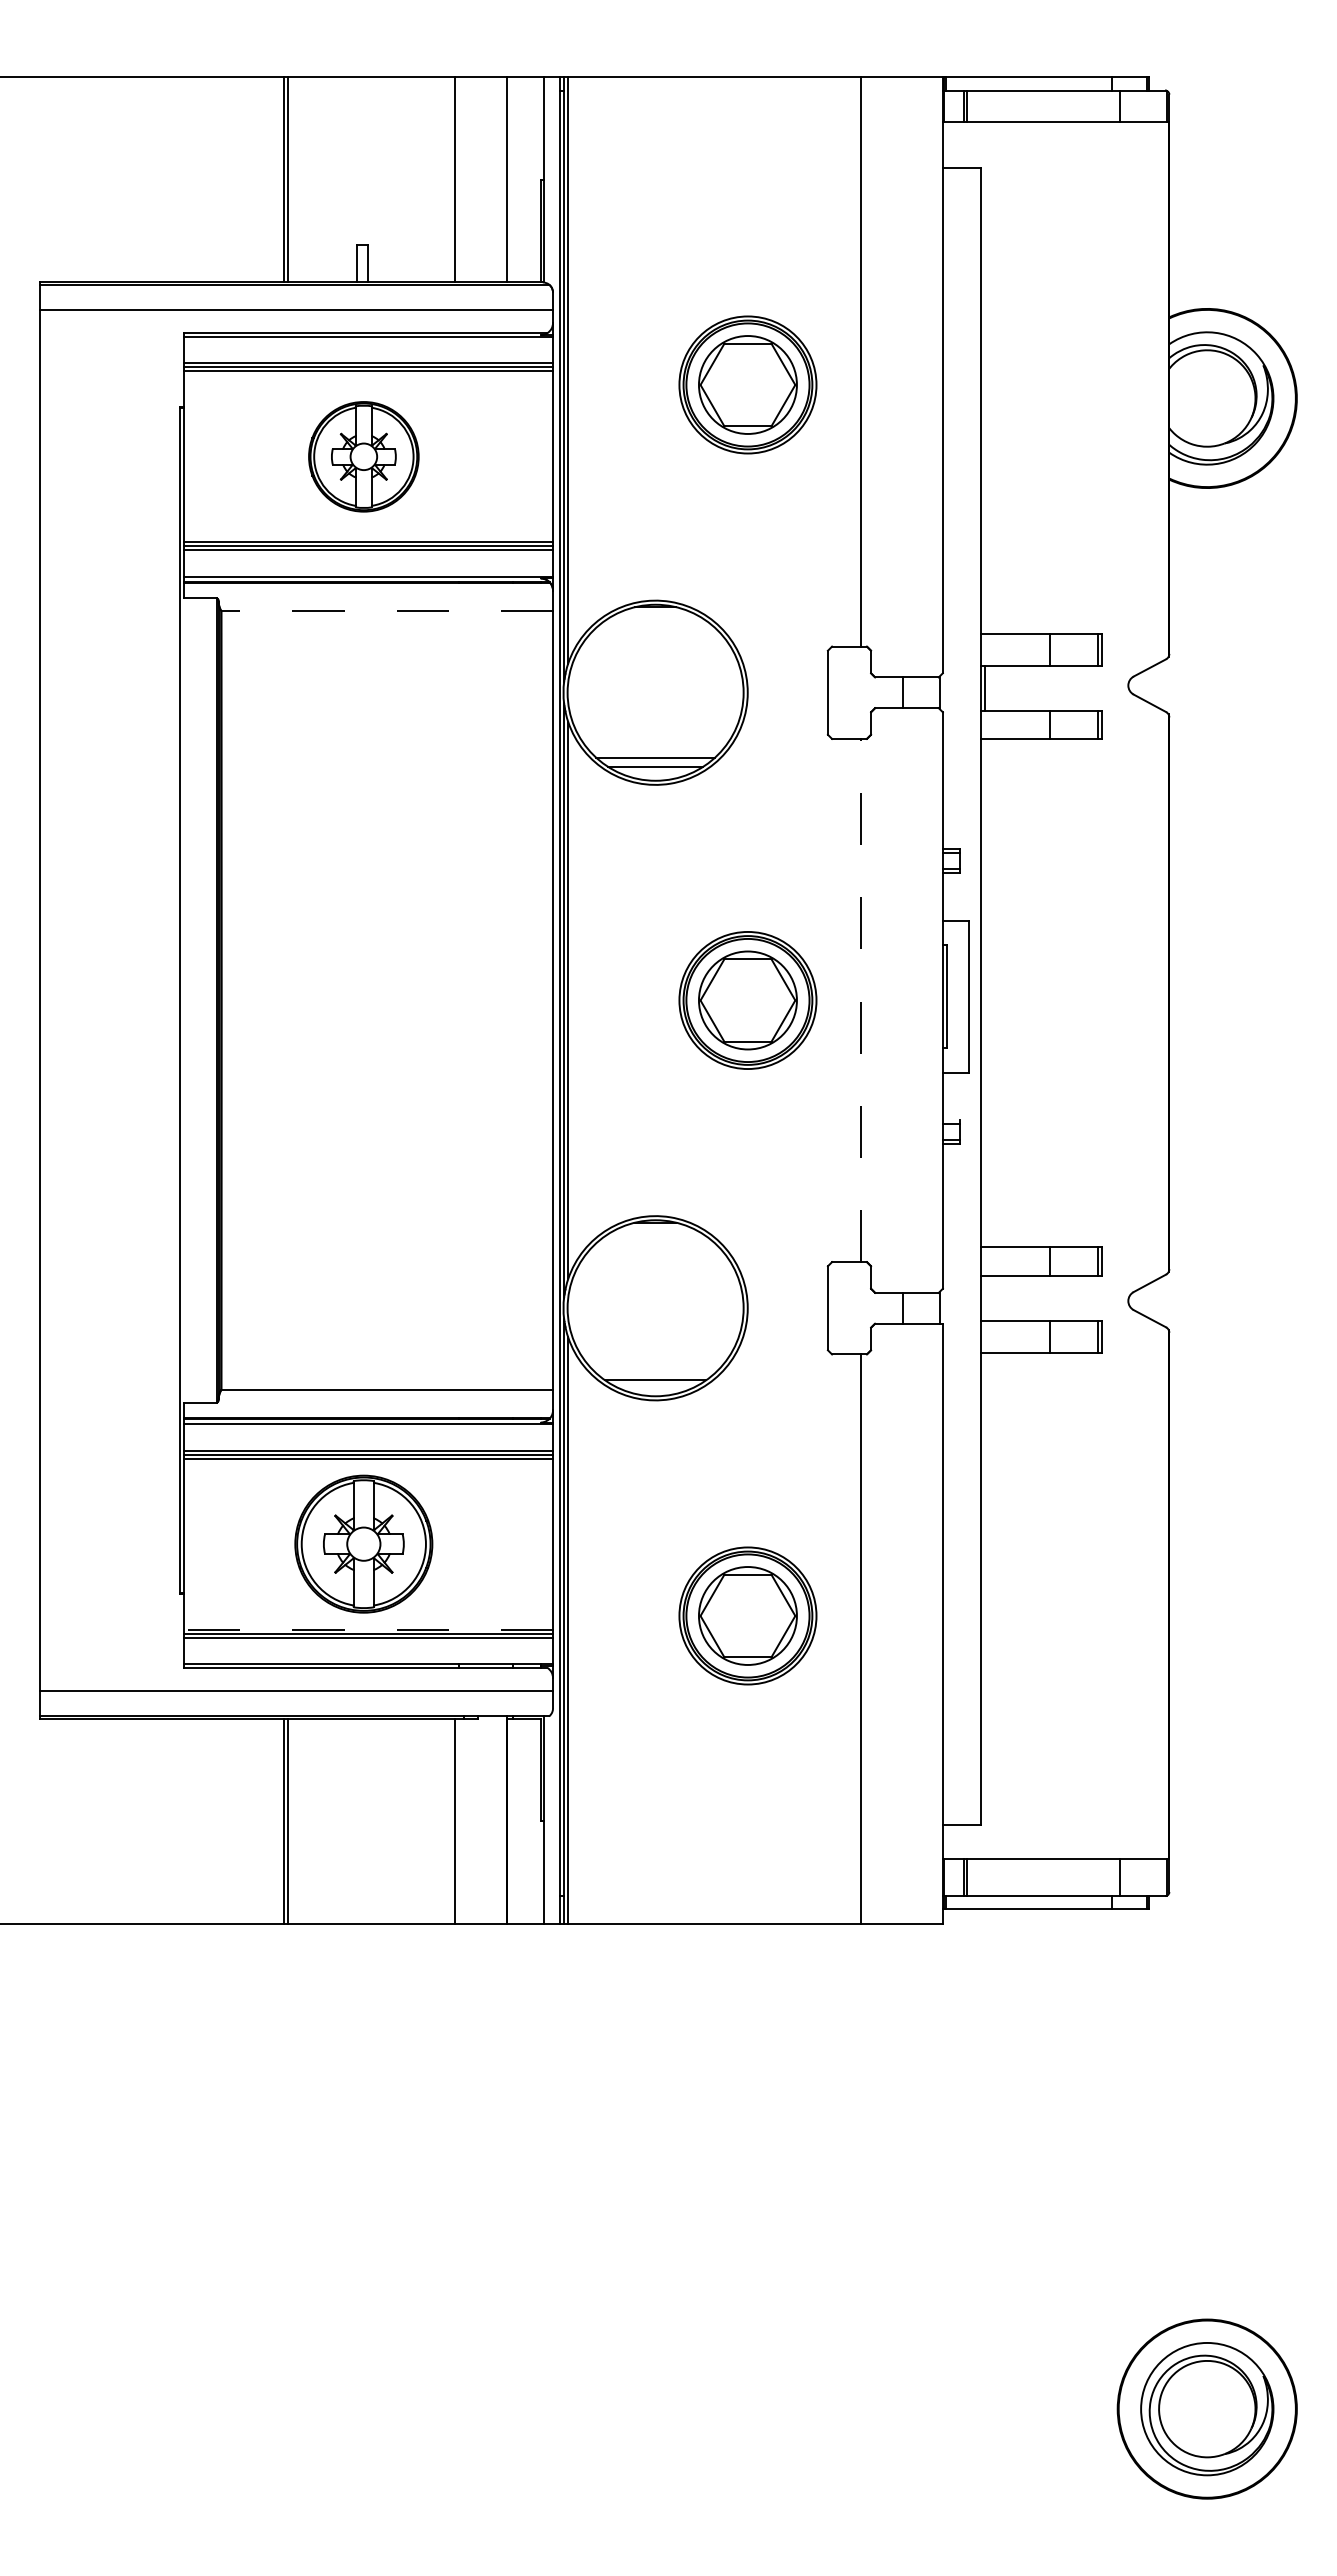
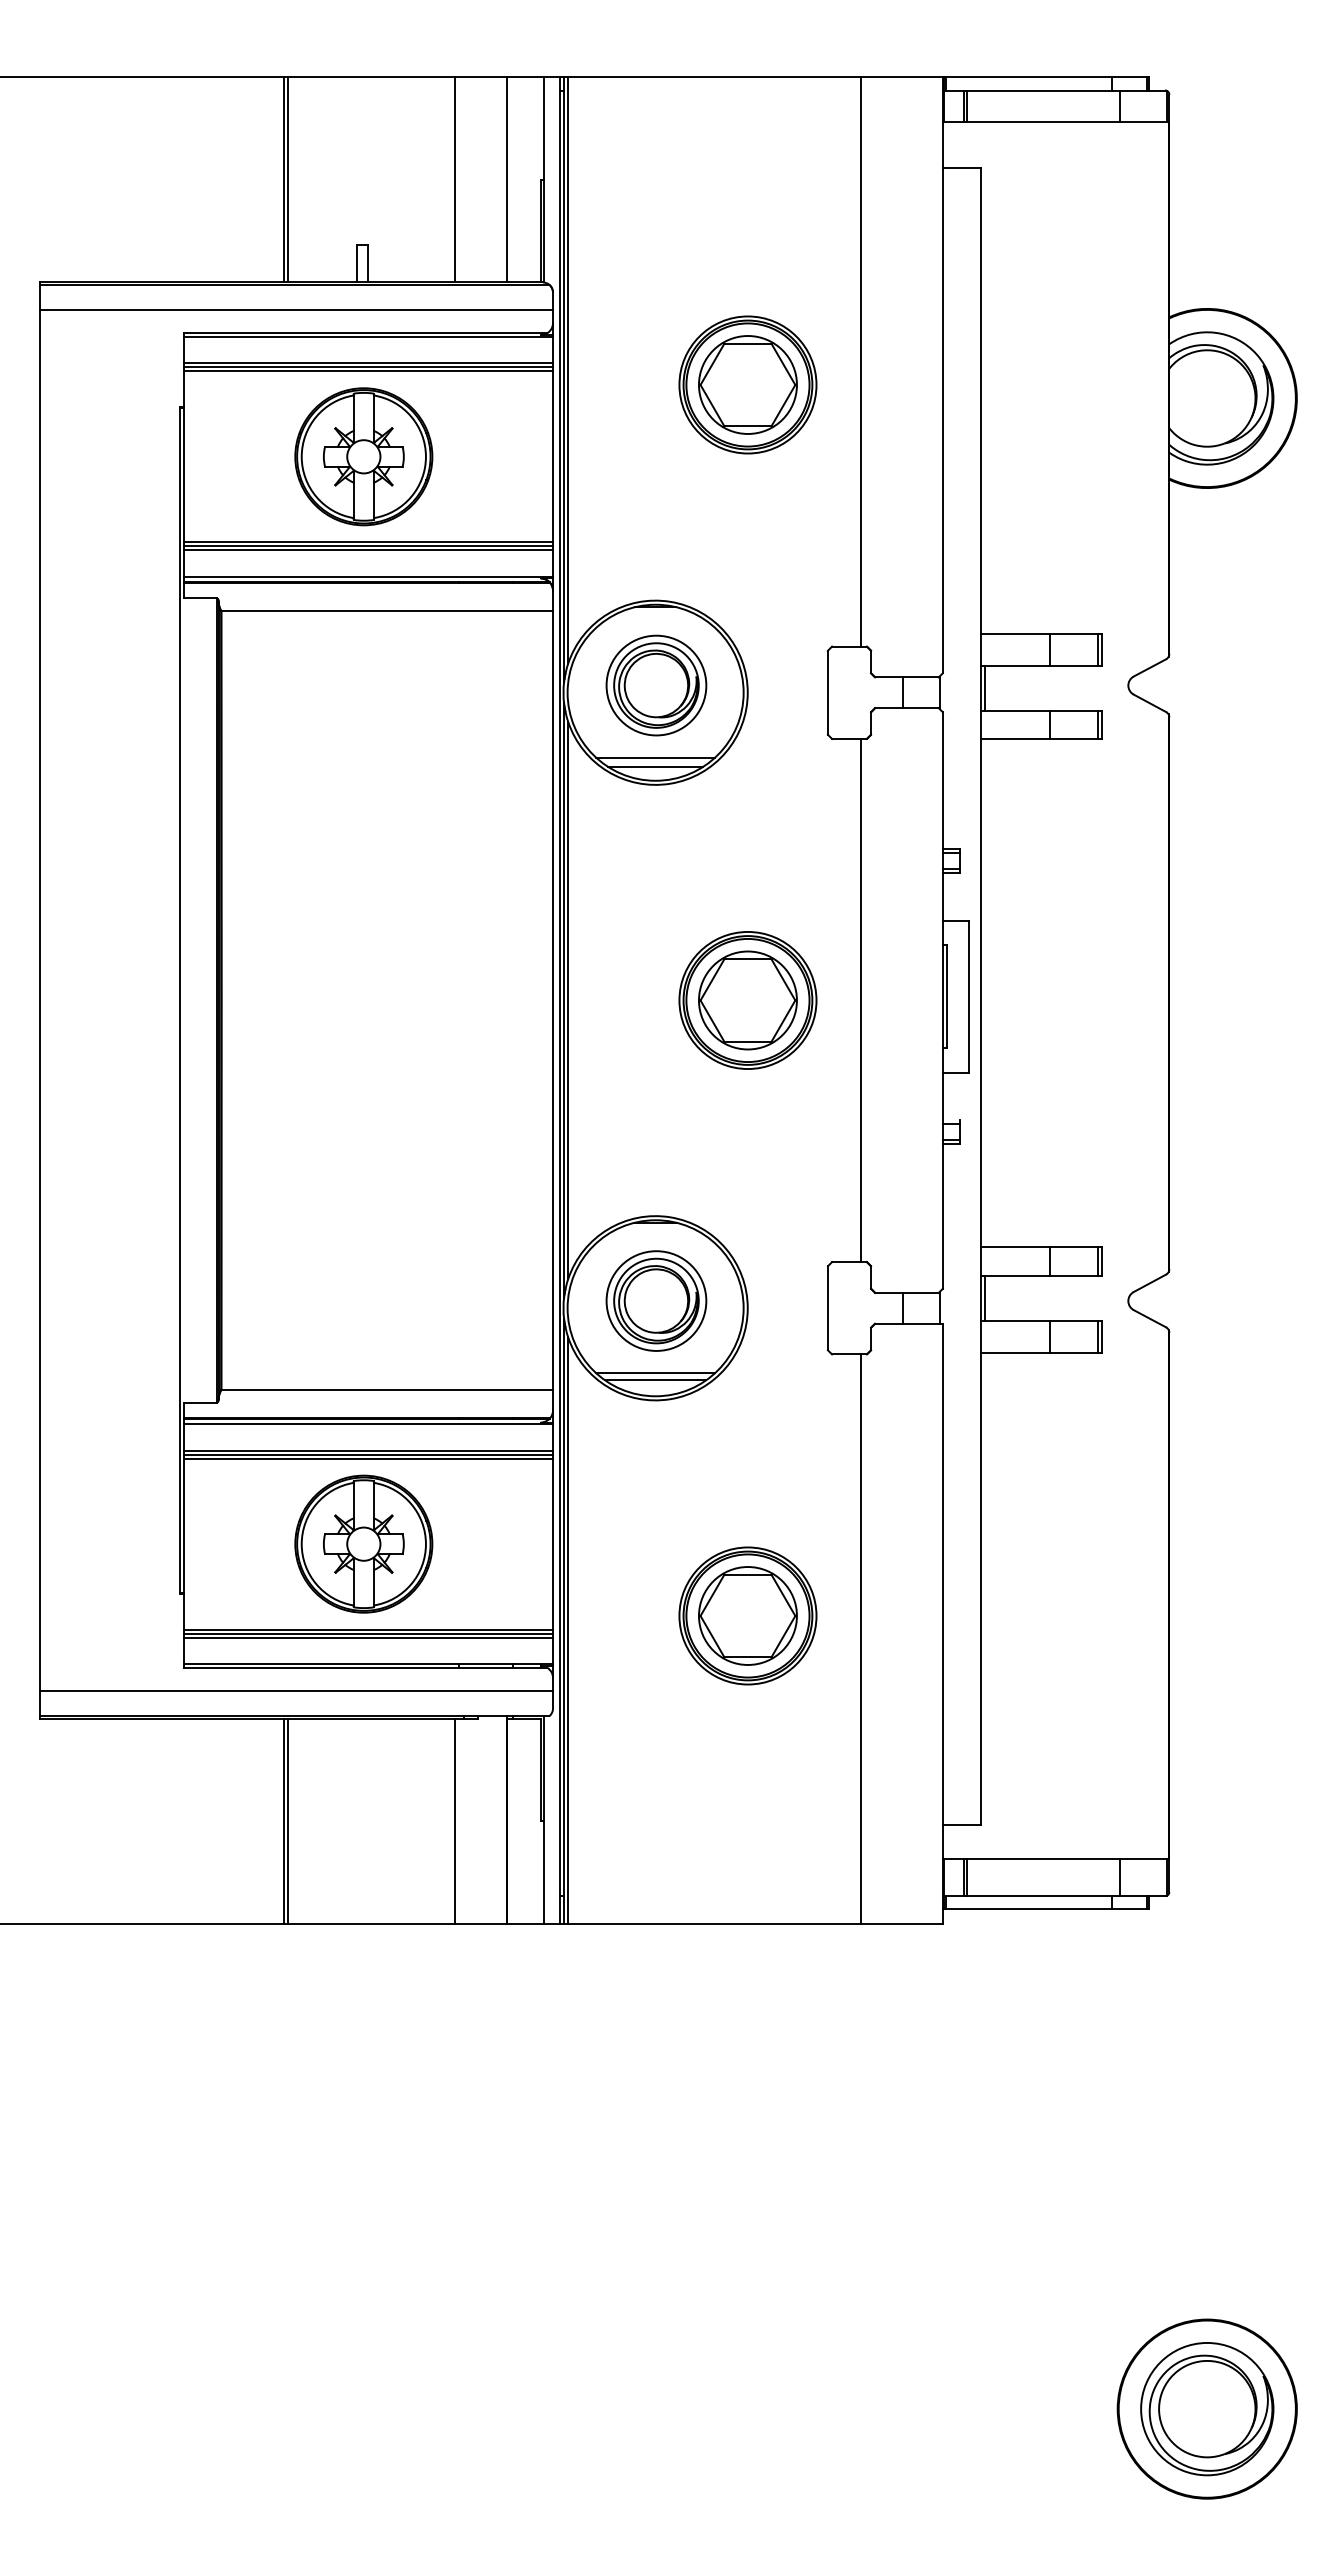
part size: 112x112 px -> 140x140 px (363, 456)
line: dashed -> solid (387, 610)
part: none -> present (656, 685)
line: dashed -> solid (860, 1000)
line: none -> present (984, 1298)
part: none -> present (656, 1300)
line: none -> present (655, 1373)
line: dashed -> solid (368, 1629)
